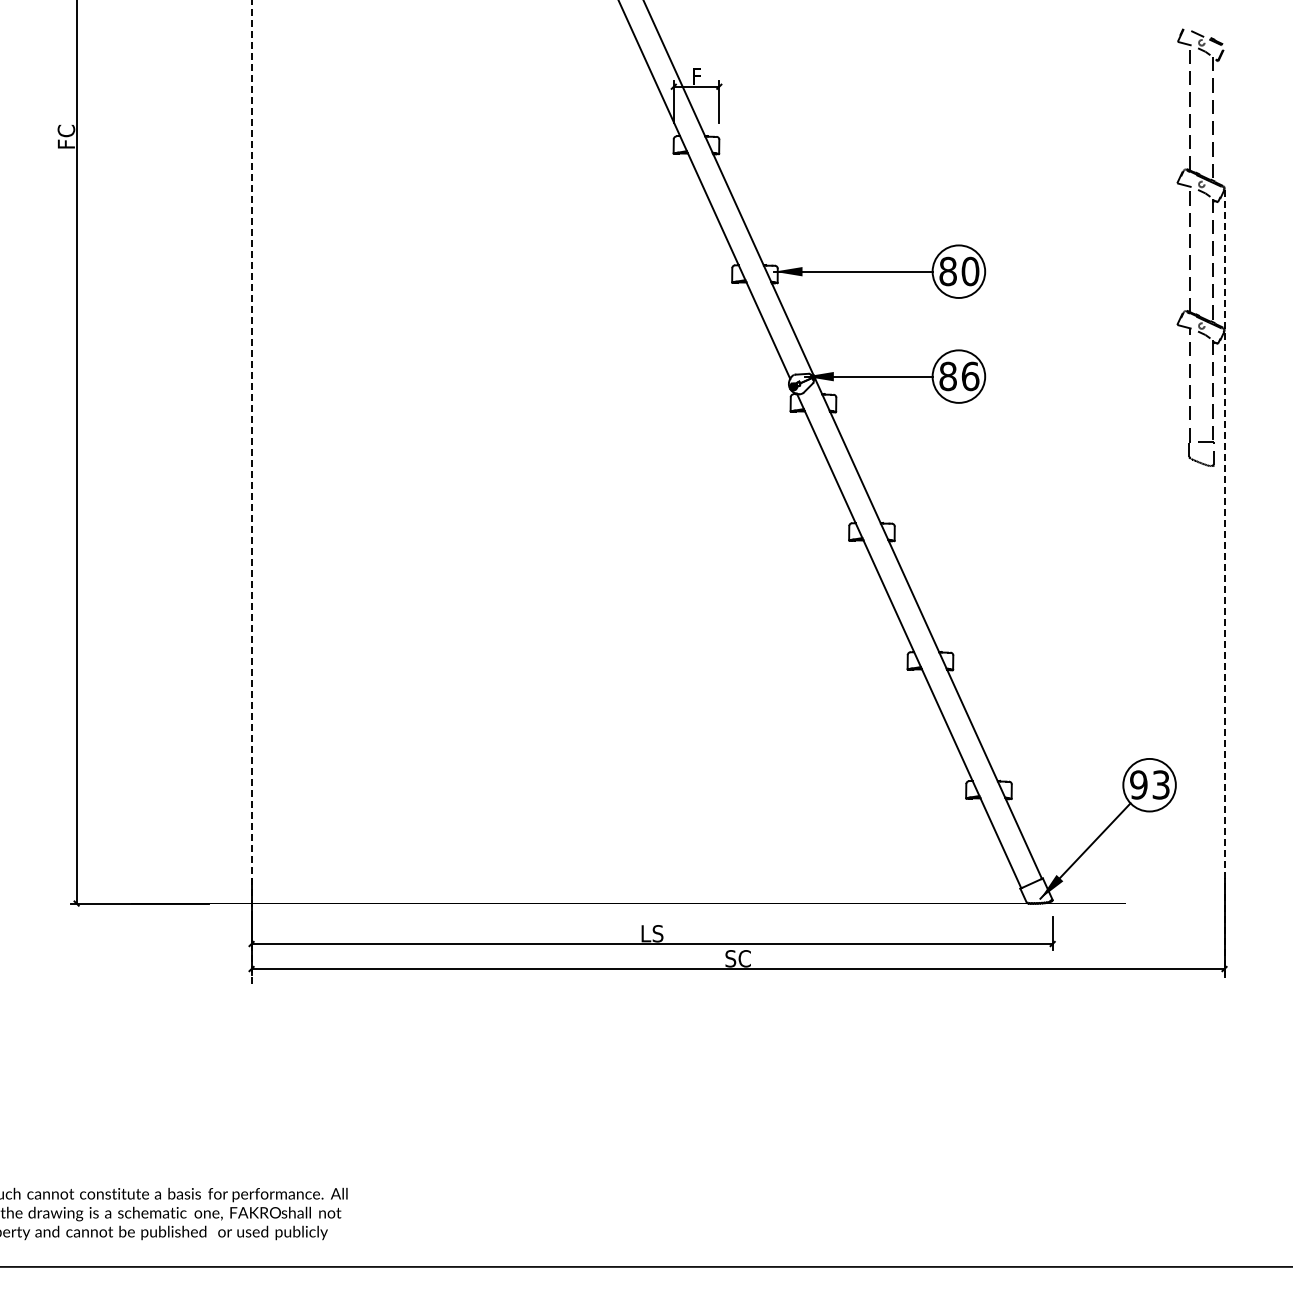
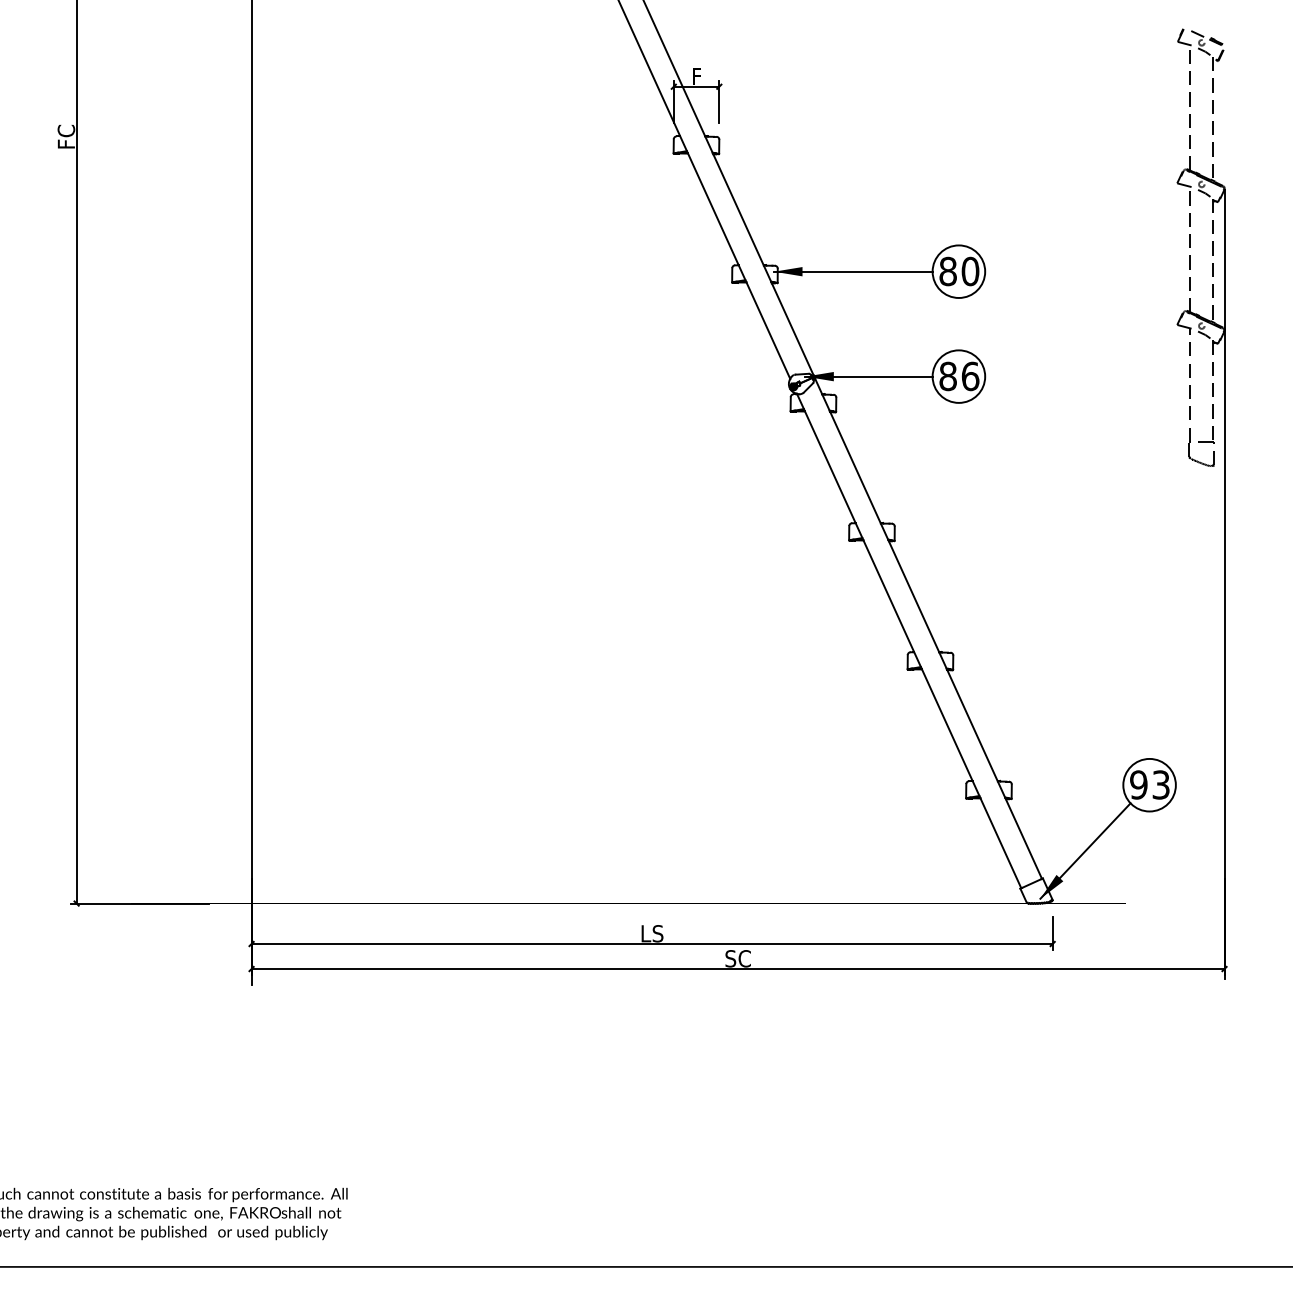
line: dashed -> solid (251, 493)
line: dashed -> solid (1224, 584)
